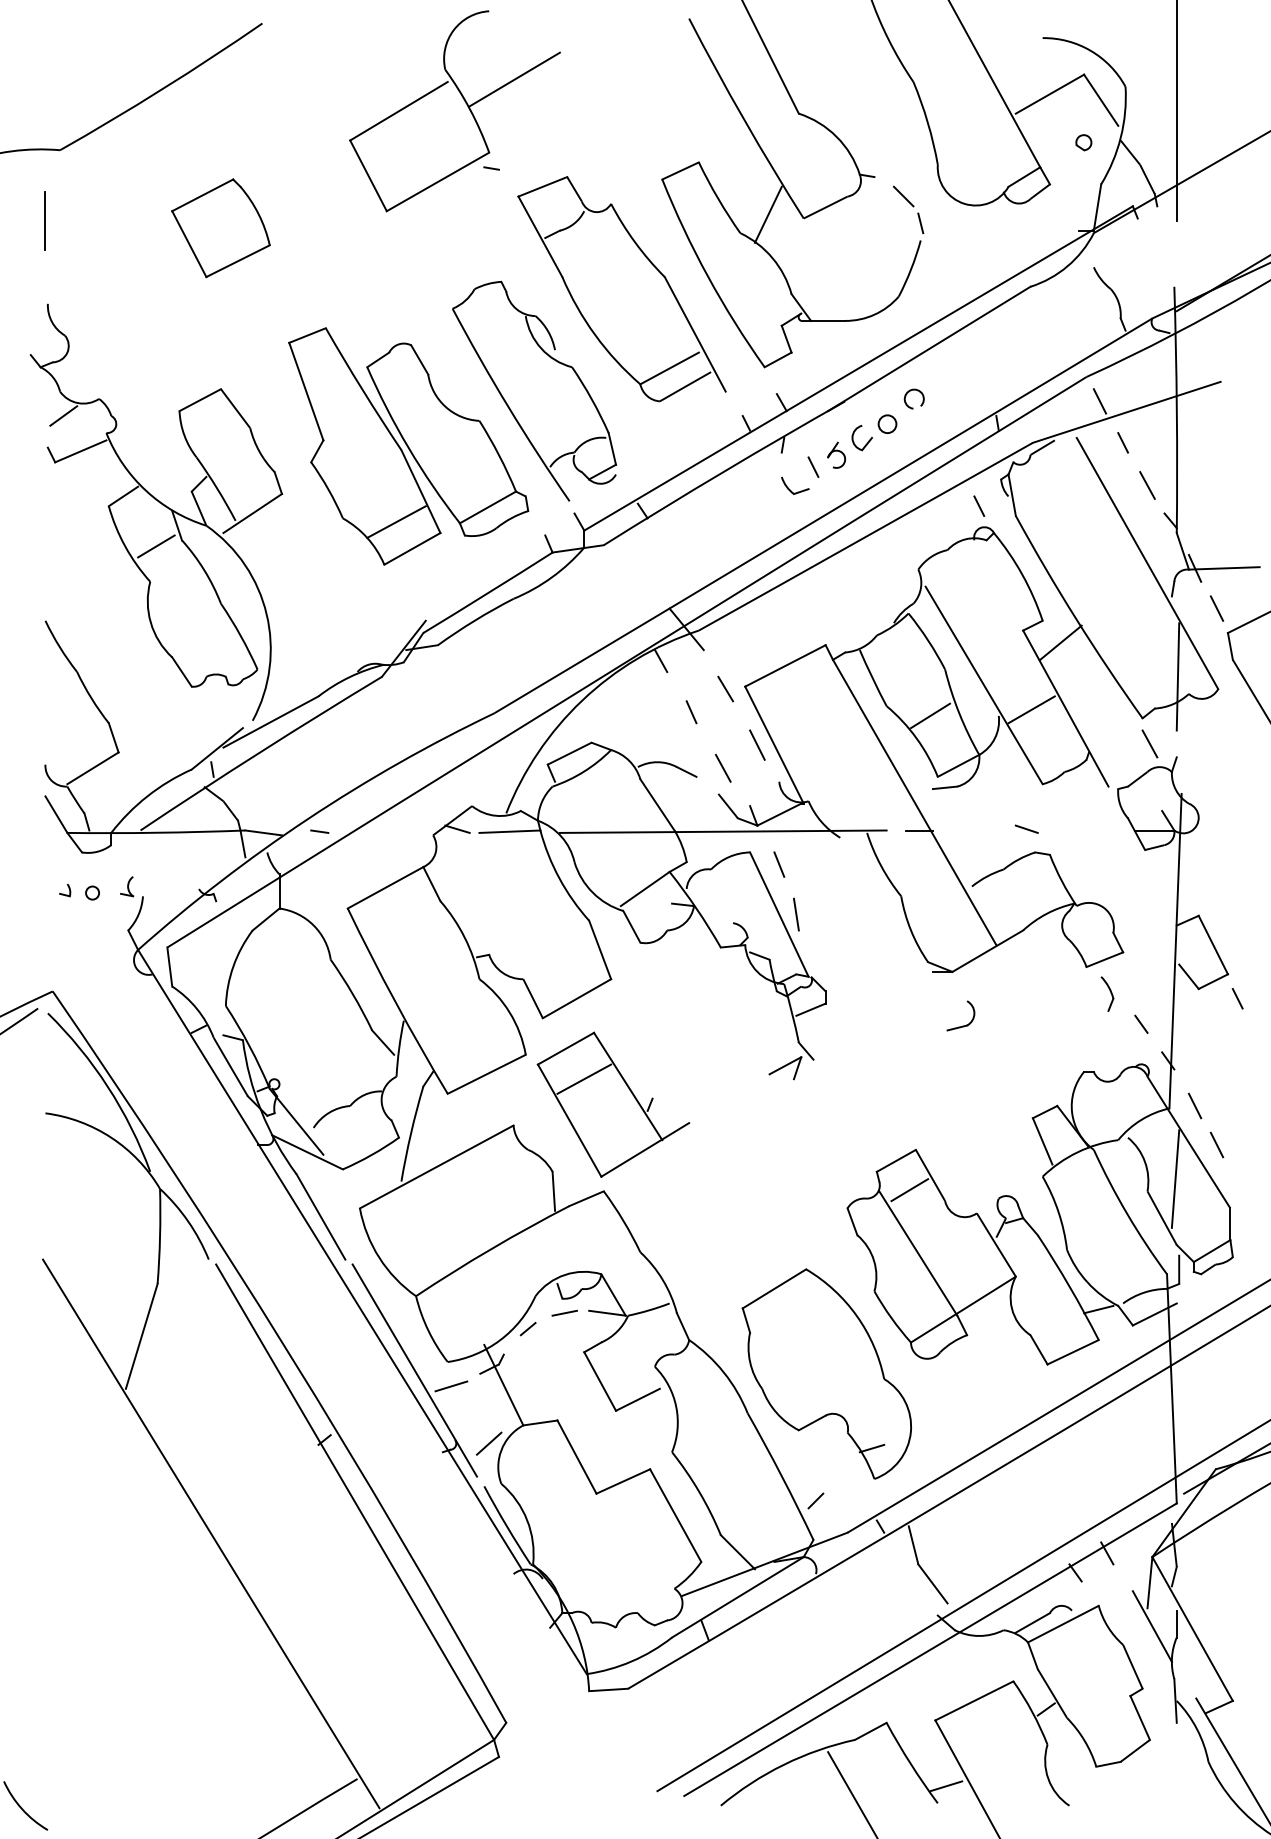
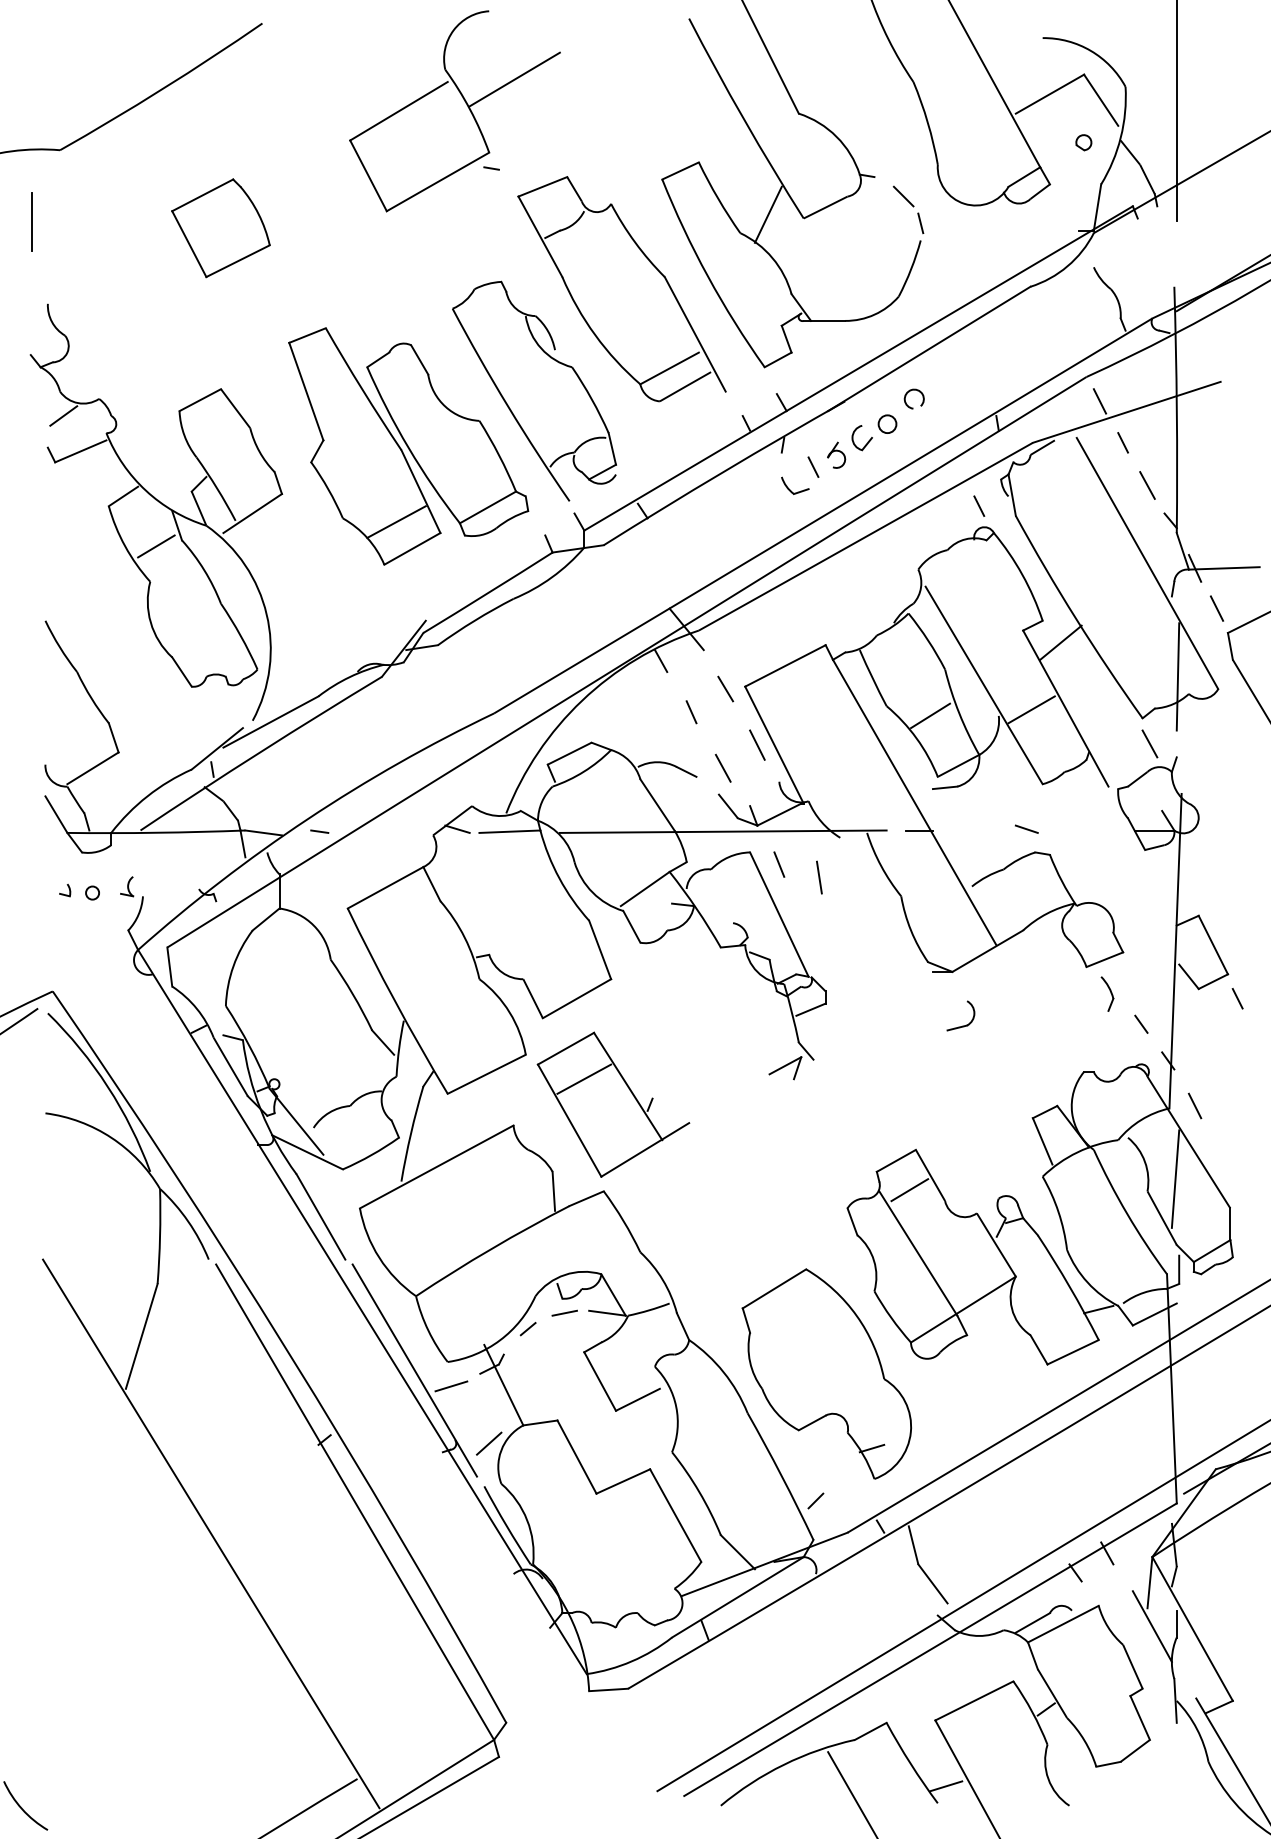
line position: (44, 220) -> (31, 221) (31, 221)
line position: (796, 914) -> (819, 877) (819, 877)
line: present -> none (1216, 1144)
